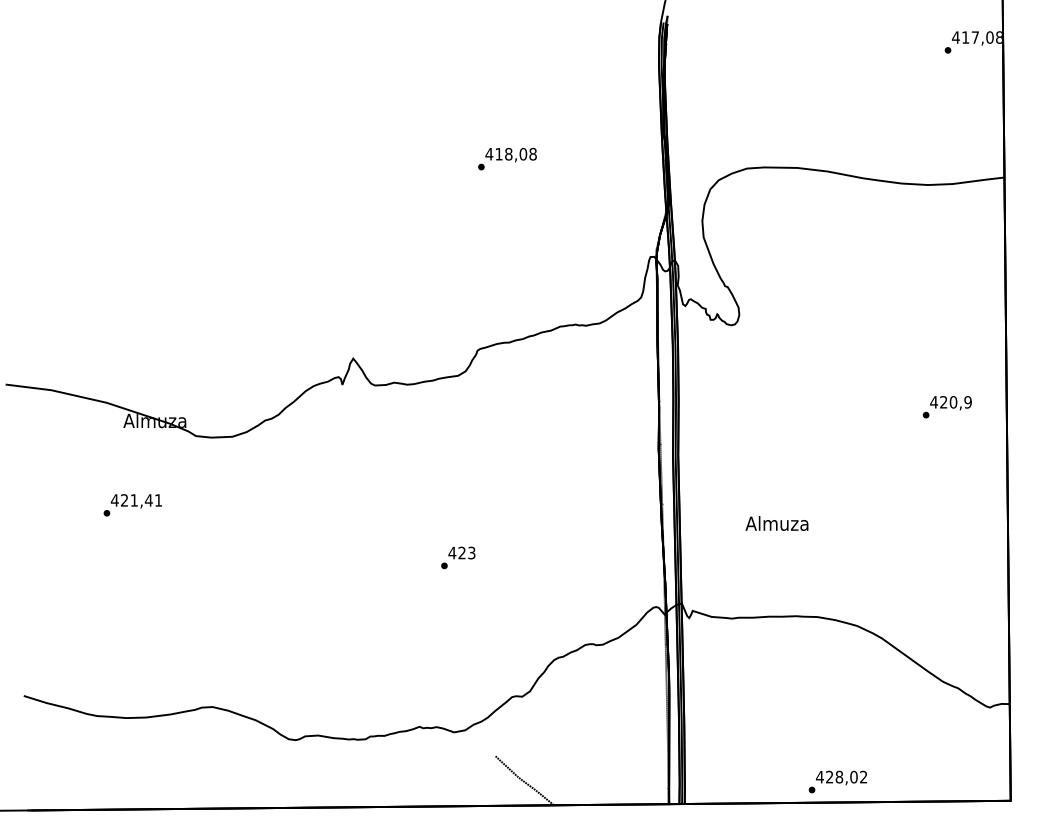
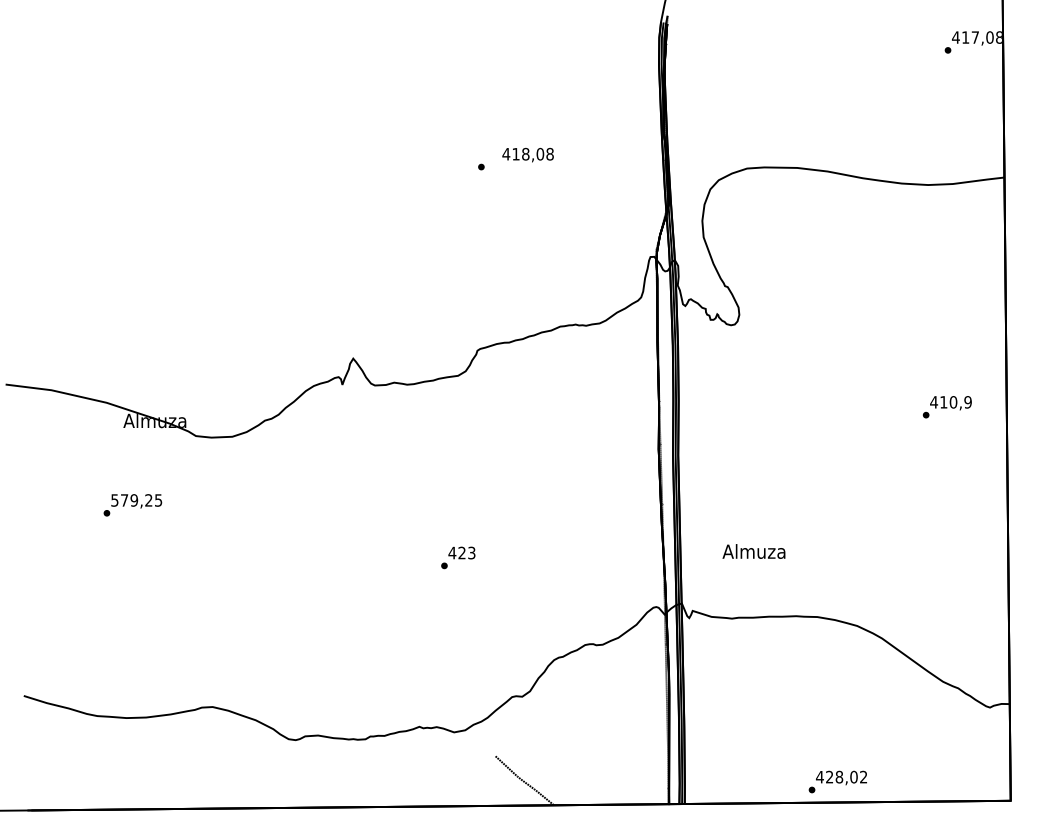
text position: (510, 154) -> (527, 154) (527, 154)
text: 420,9 -> 410,9 (943, 402)
text: 421,41 -> 579,25 (136, 500)
text position: (776, 523) -> (753, 551) (753, 551)
